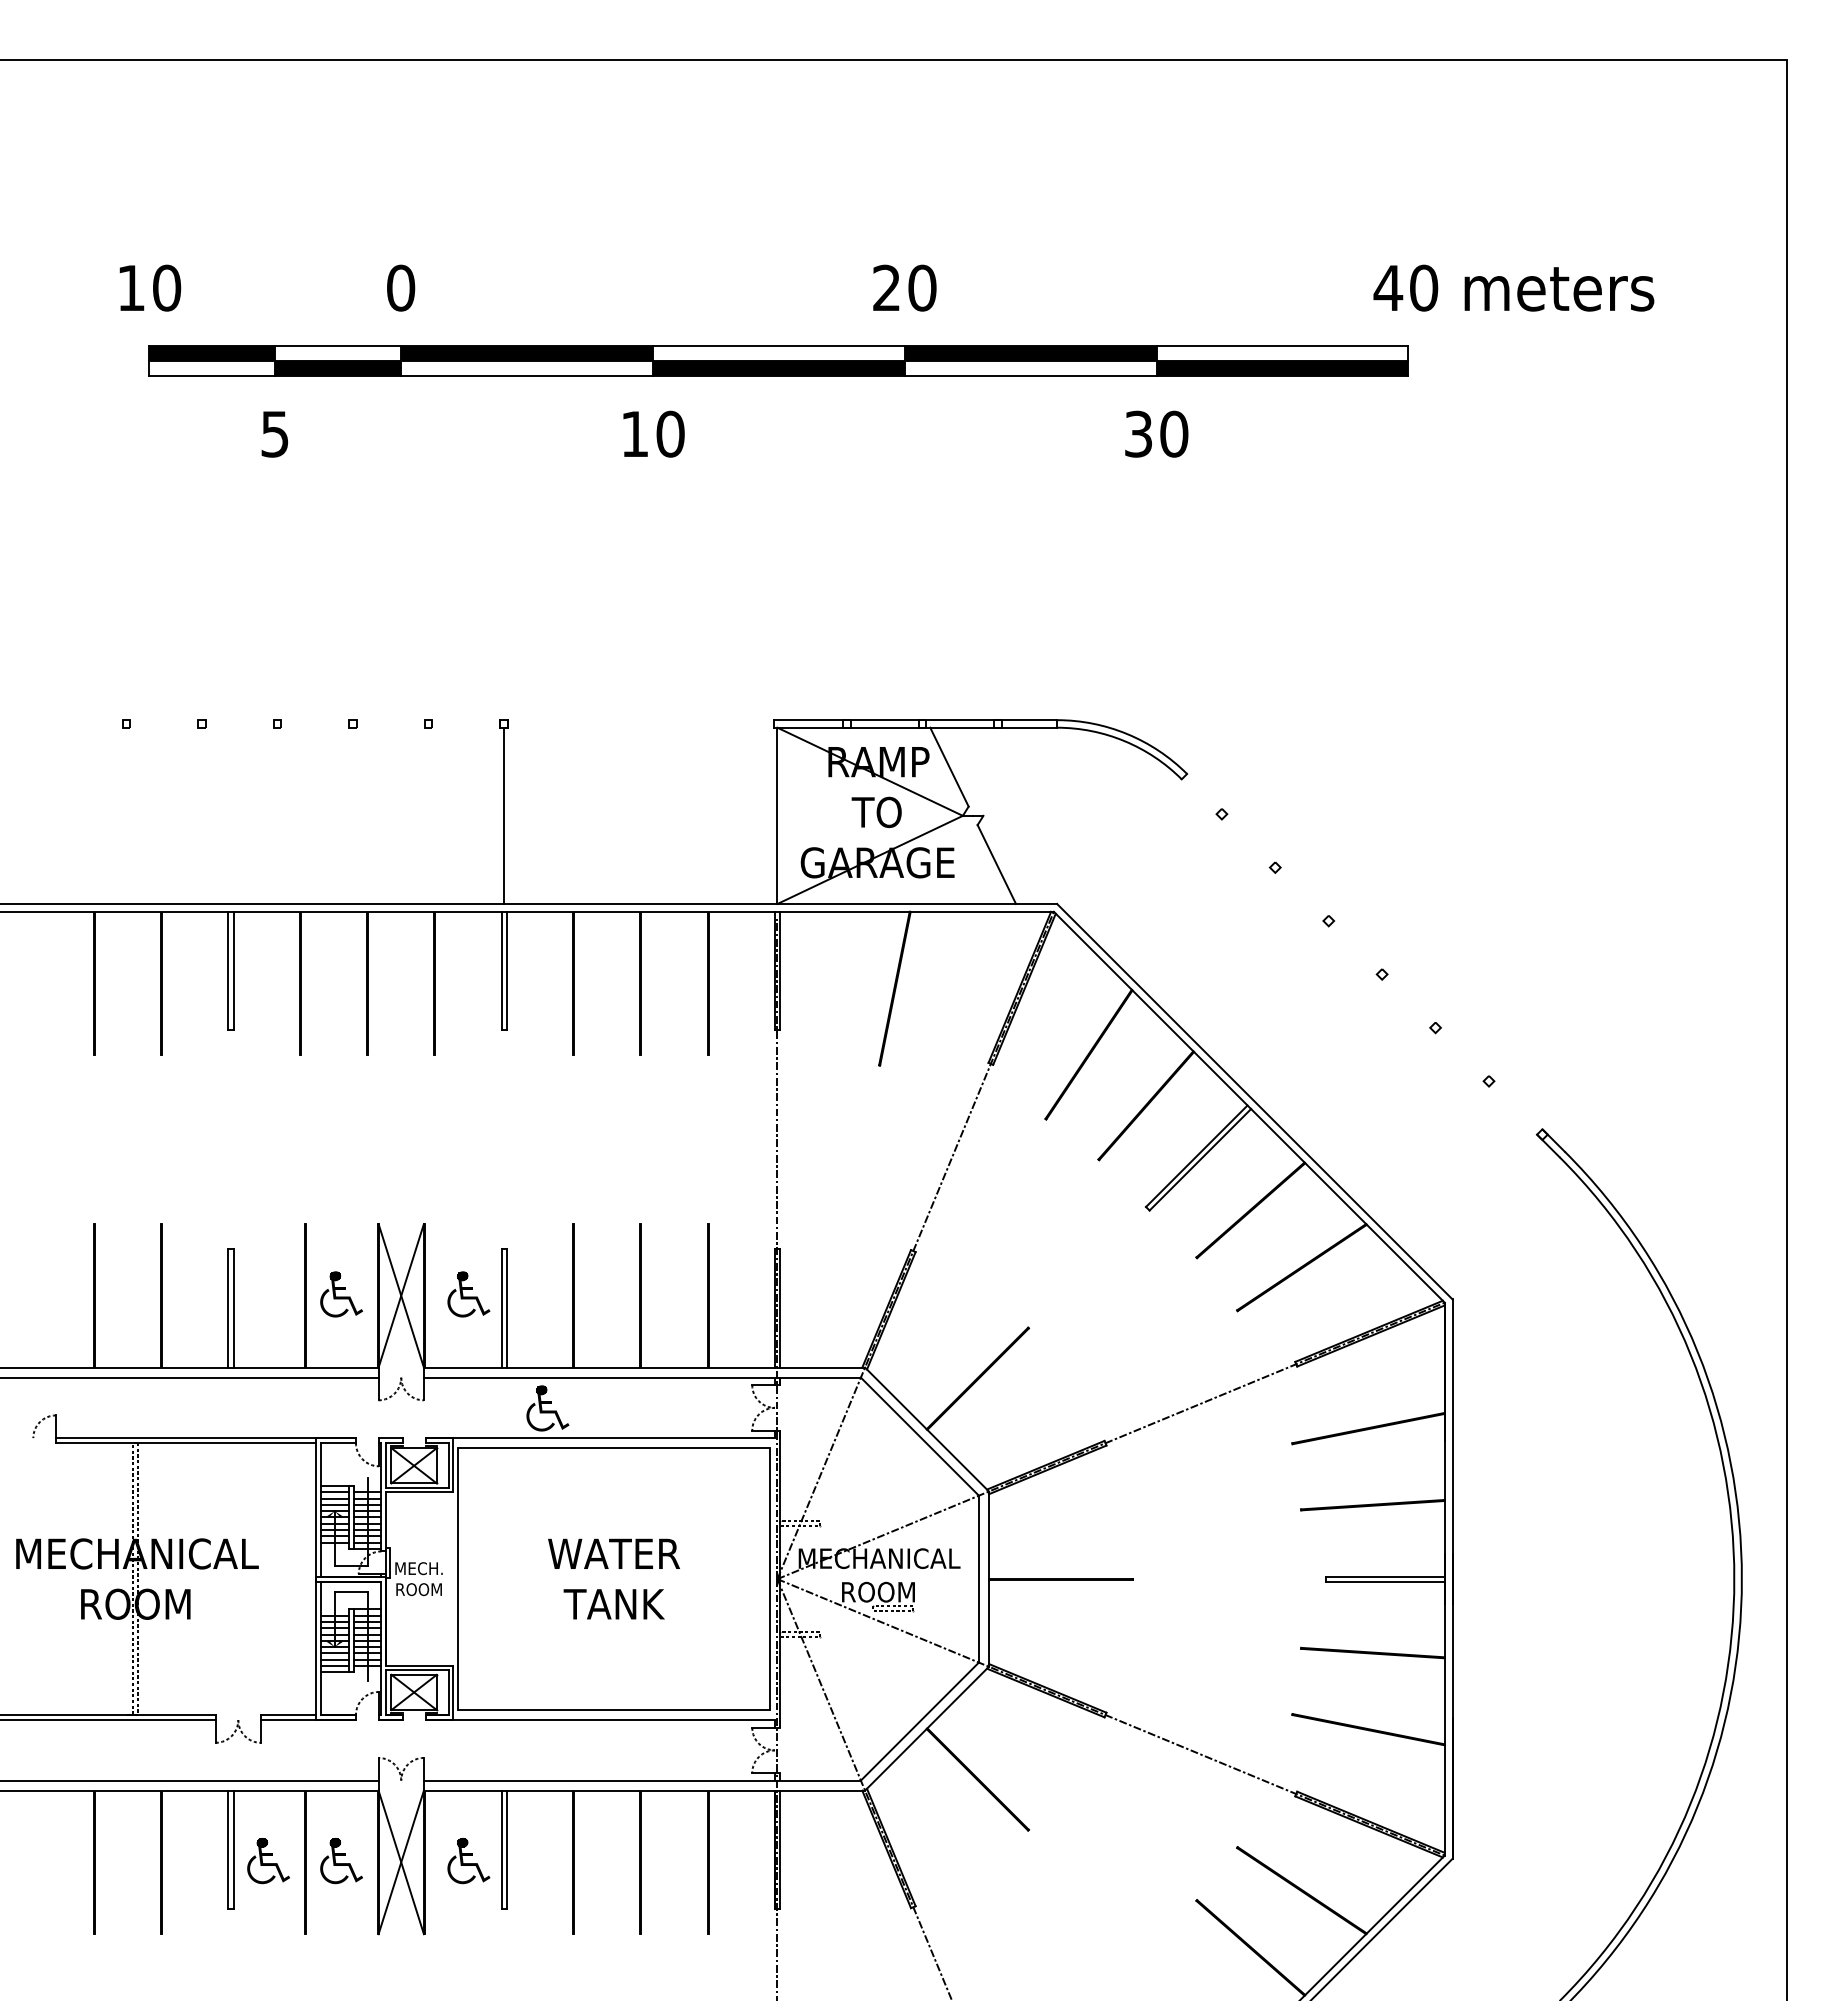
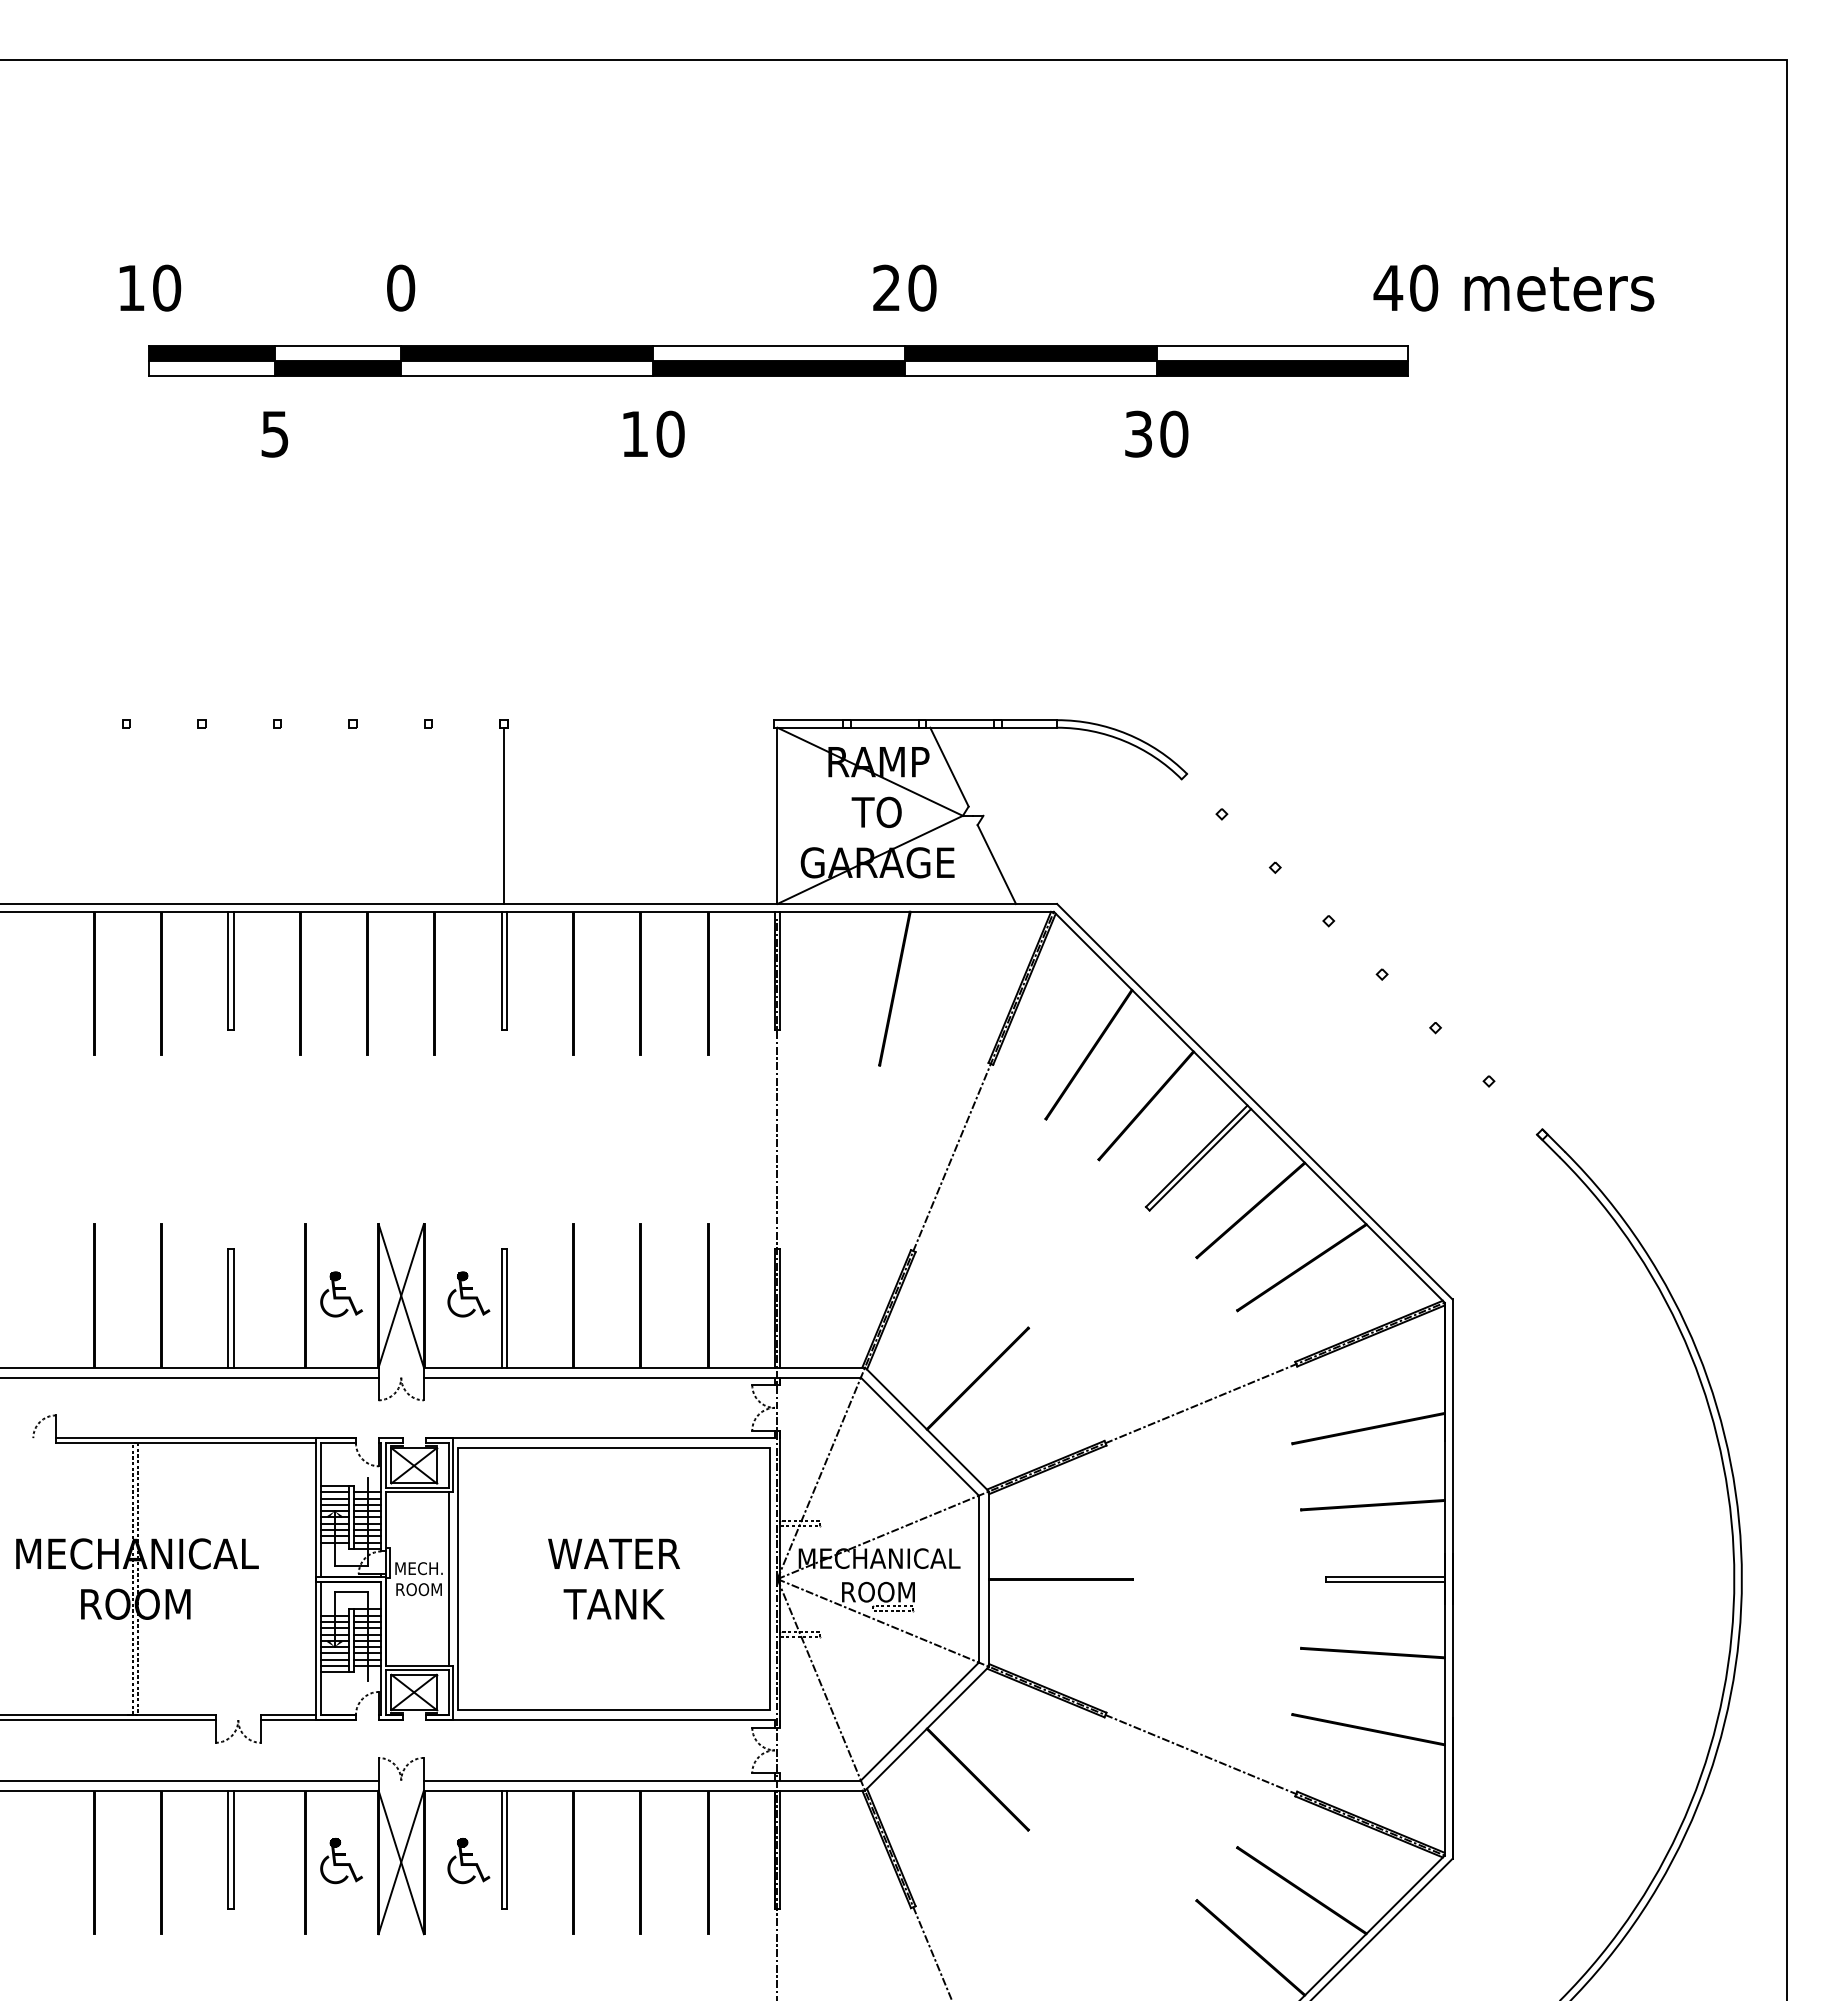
part: present -> none (547, 1408)
line: none -> present (449, 1579)
part: present -> none (268, 1861)
